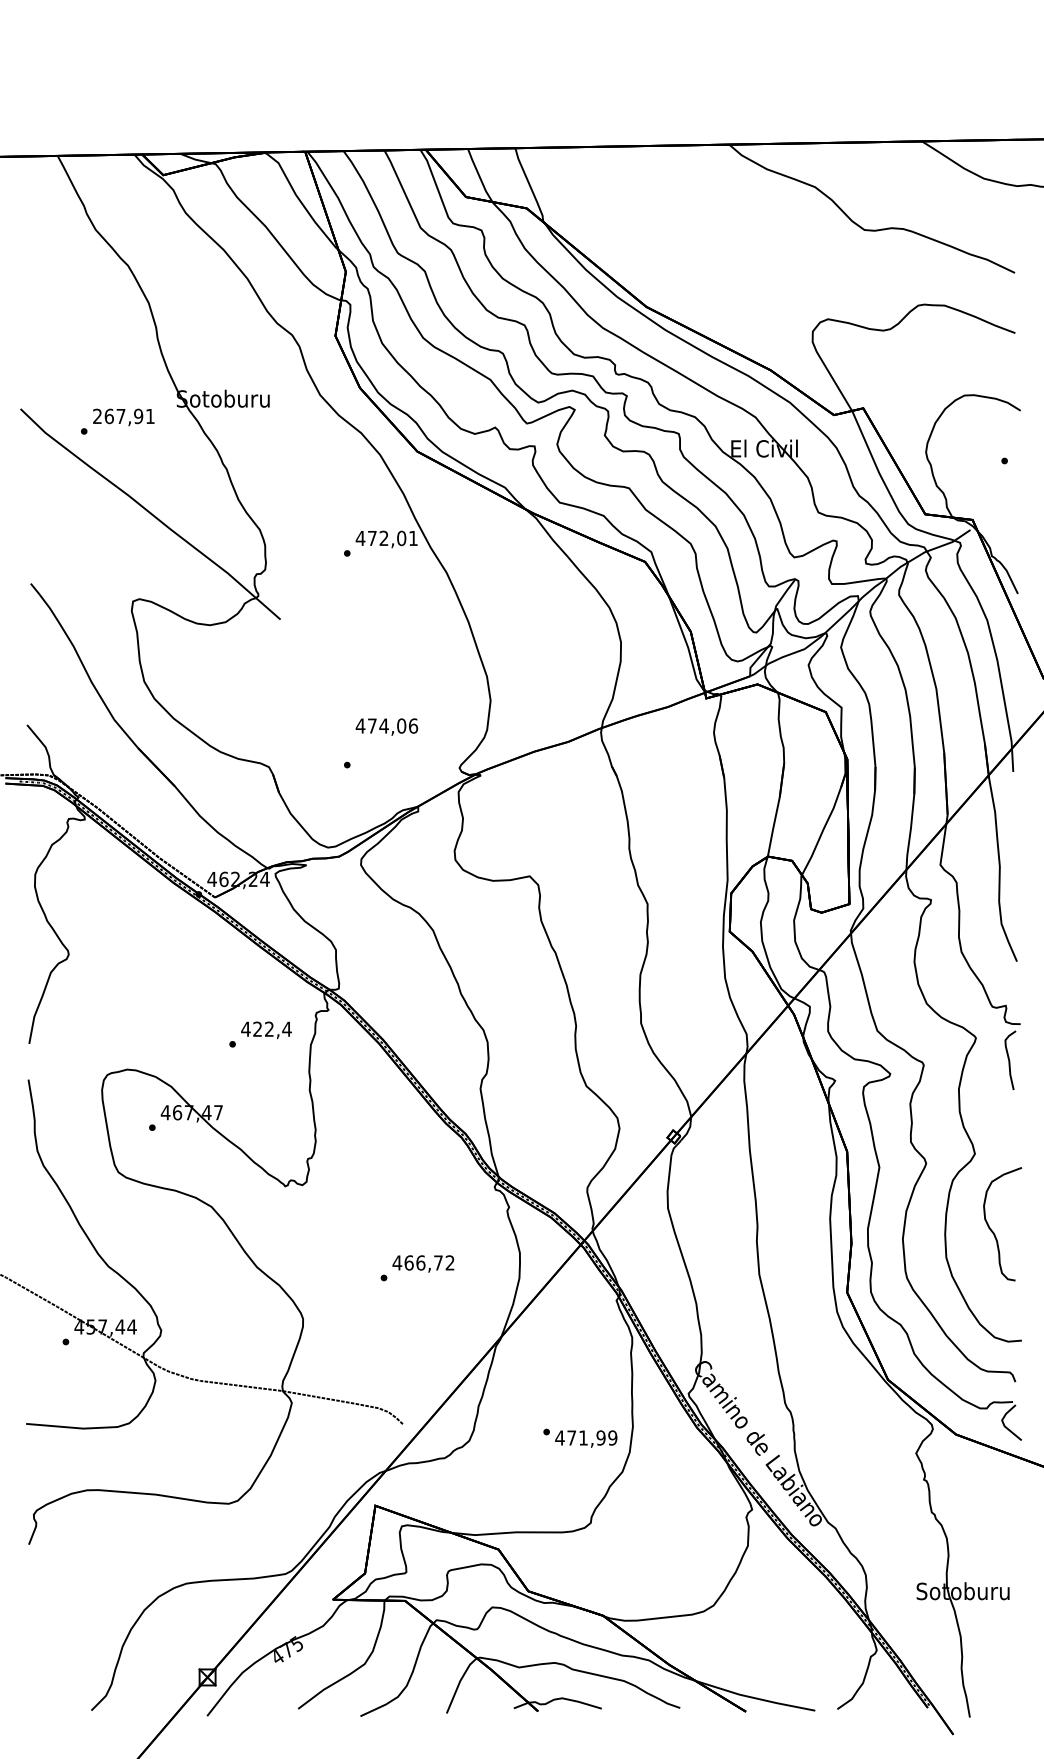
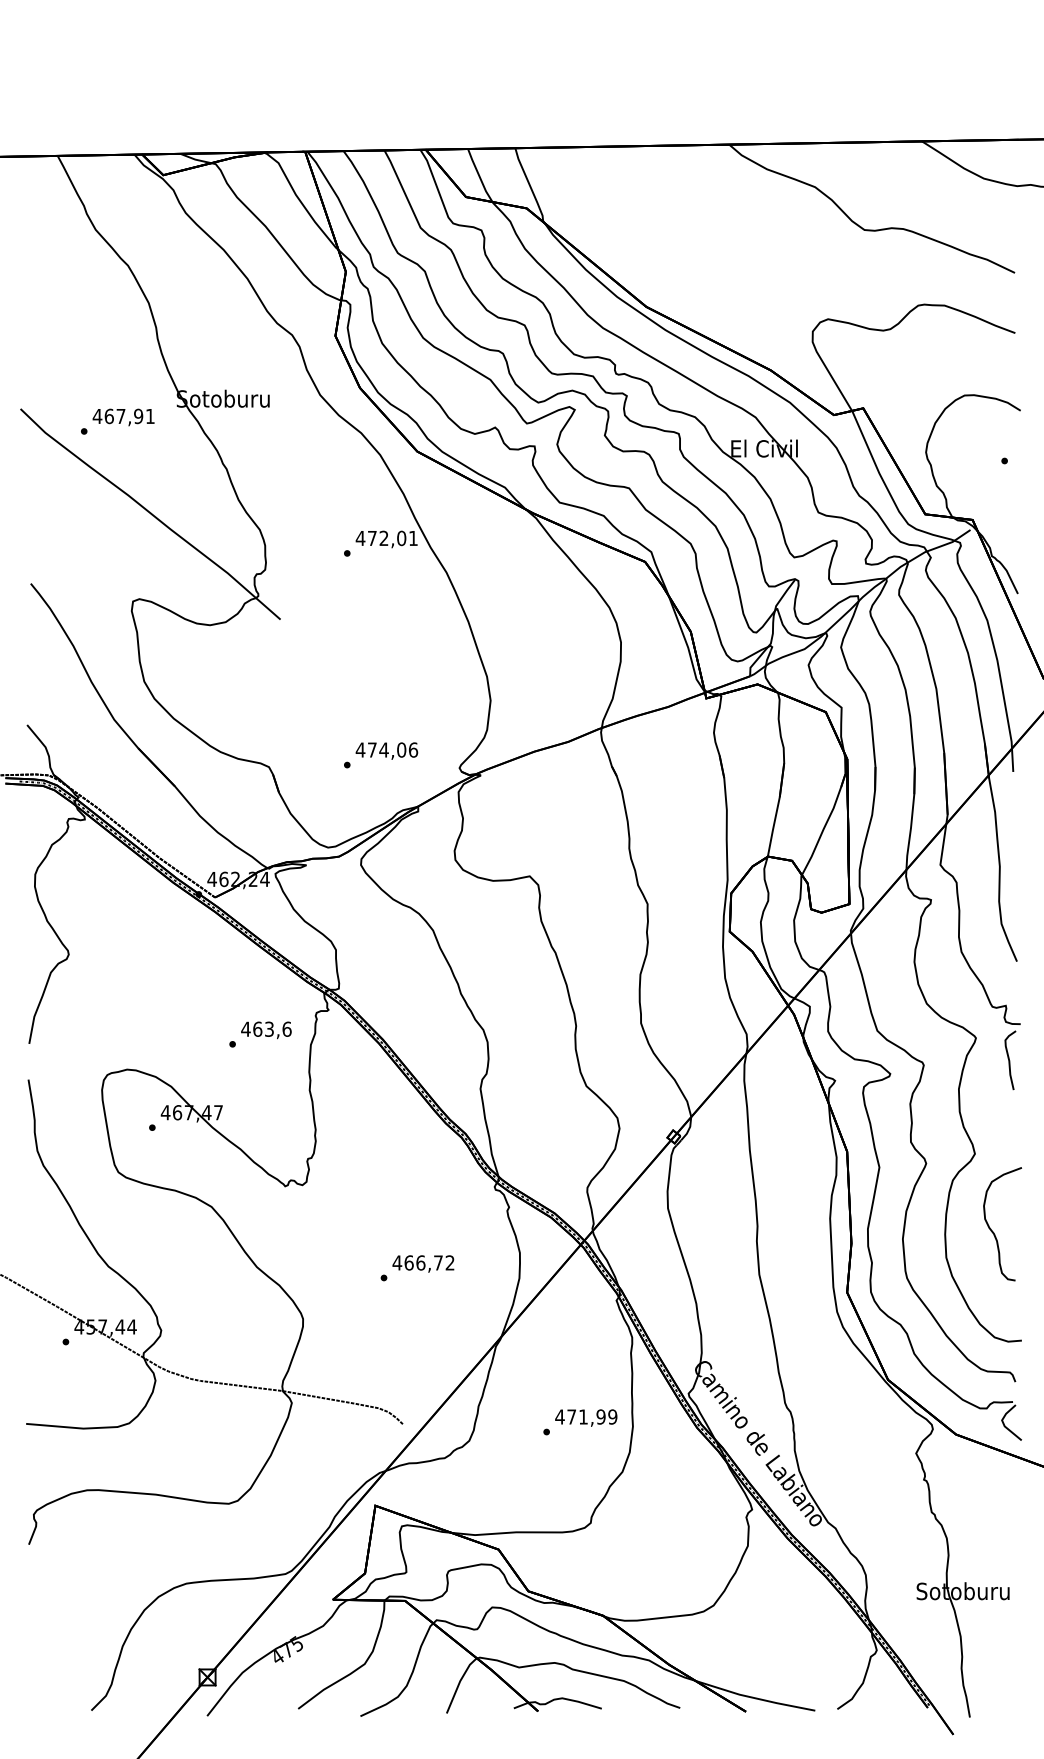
text: 267,91 -> 467,91 (97, 415)
text position: (386, 726) -> (386, 750) (386, 750)
text: 422,4 -> 463,6 (272, 1028)
text position: (586, 1438) -> (586, 1417) (586, 1417)
